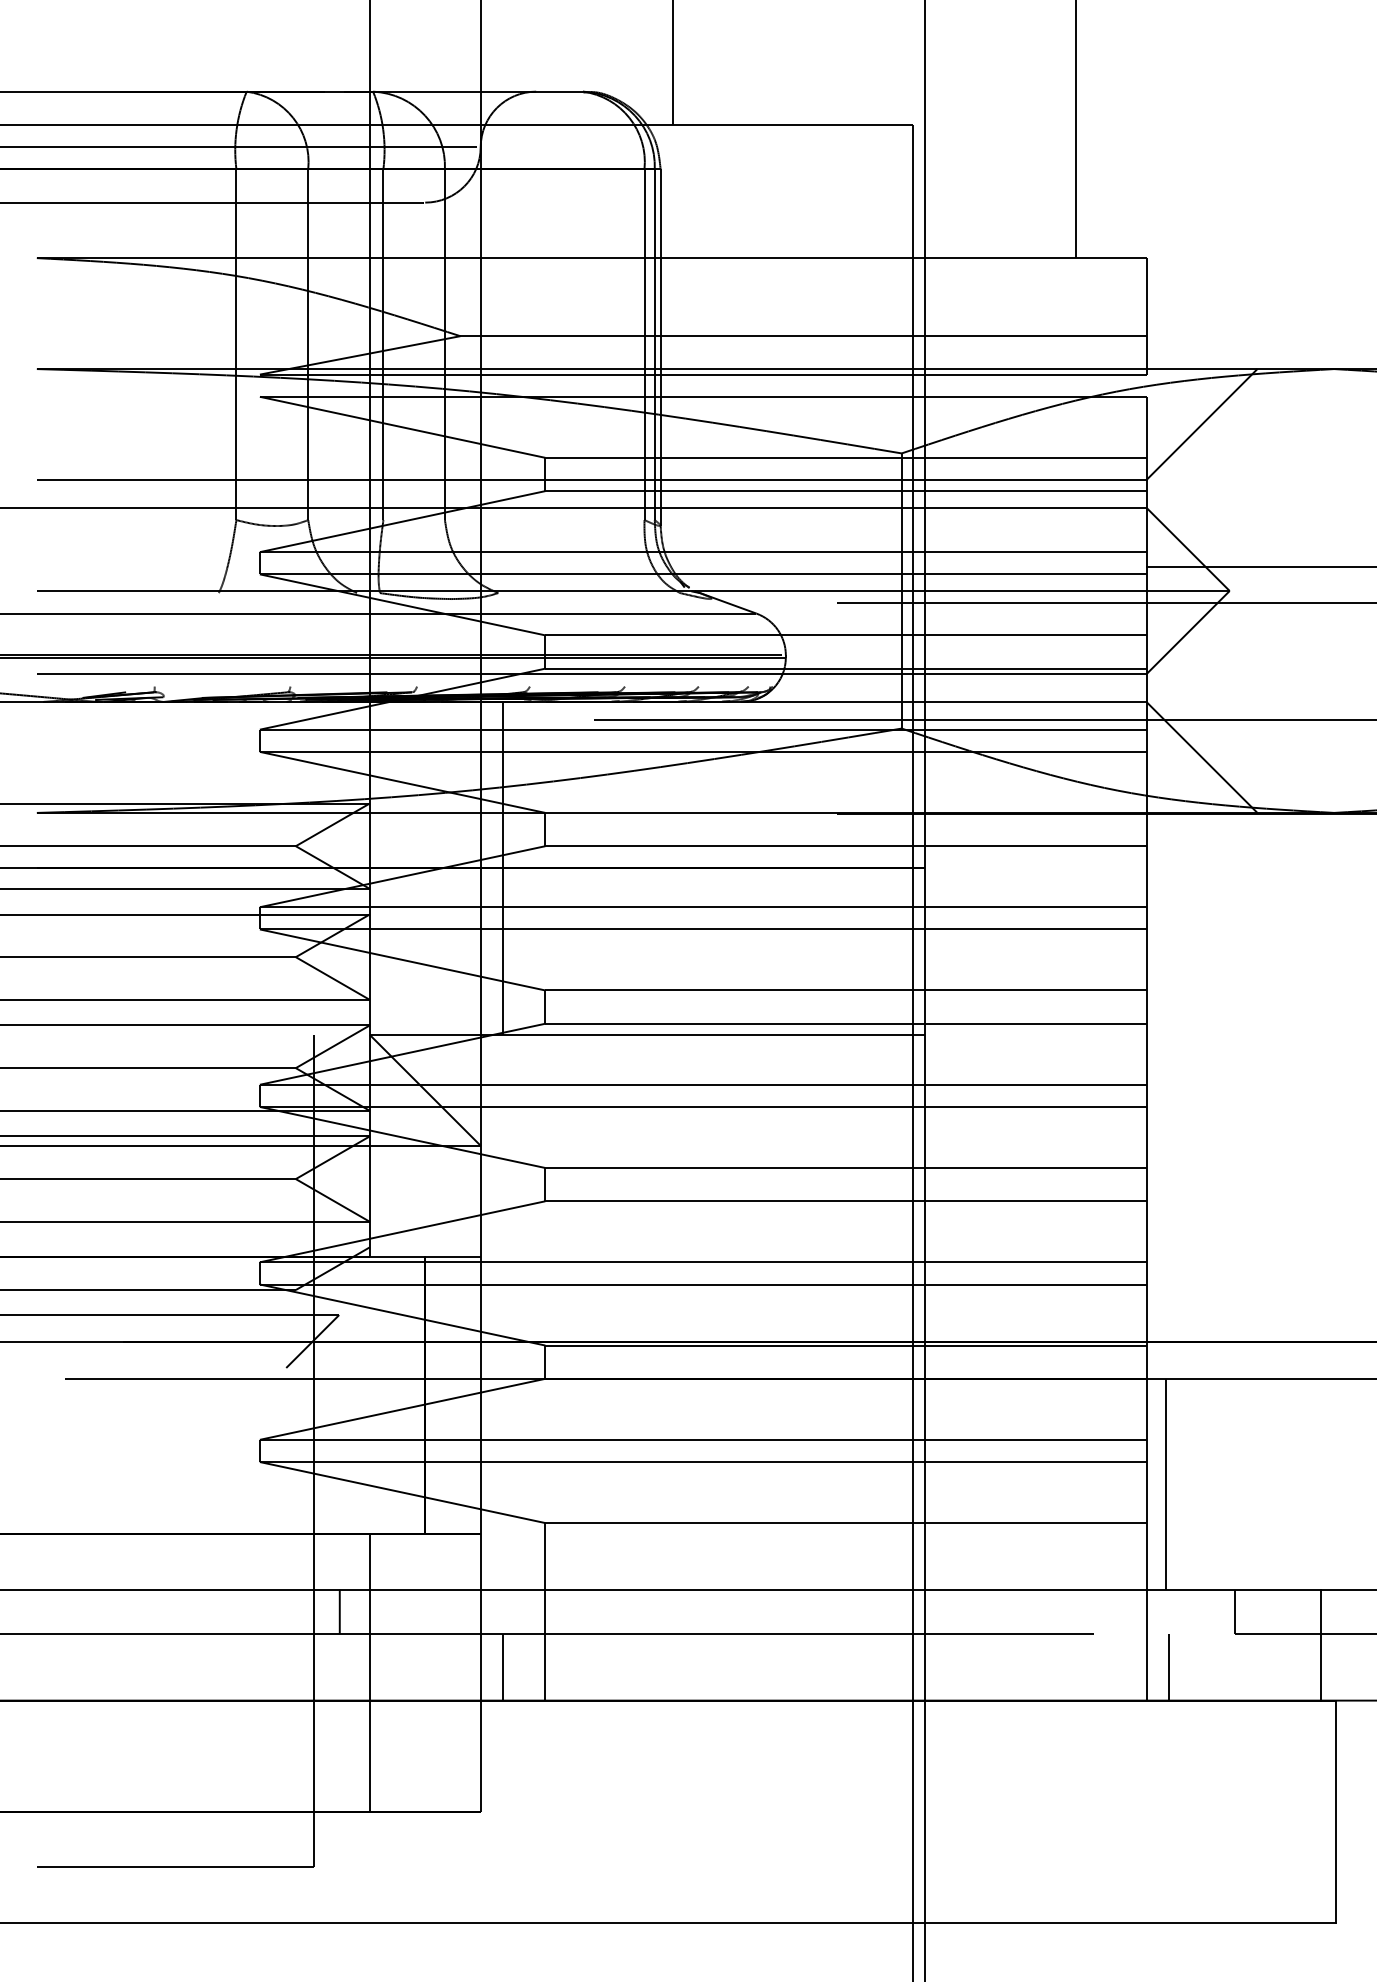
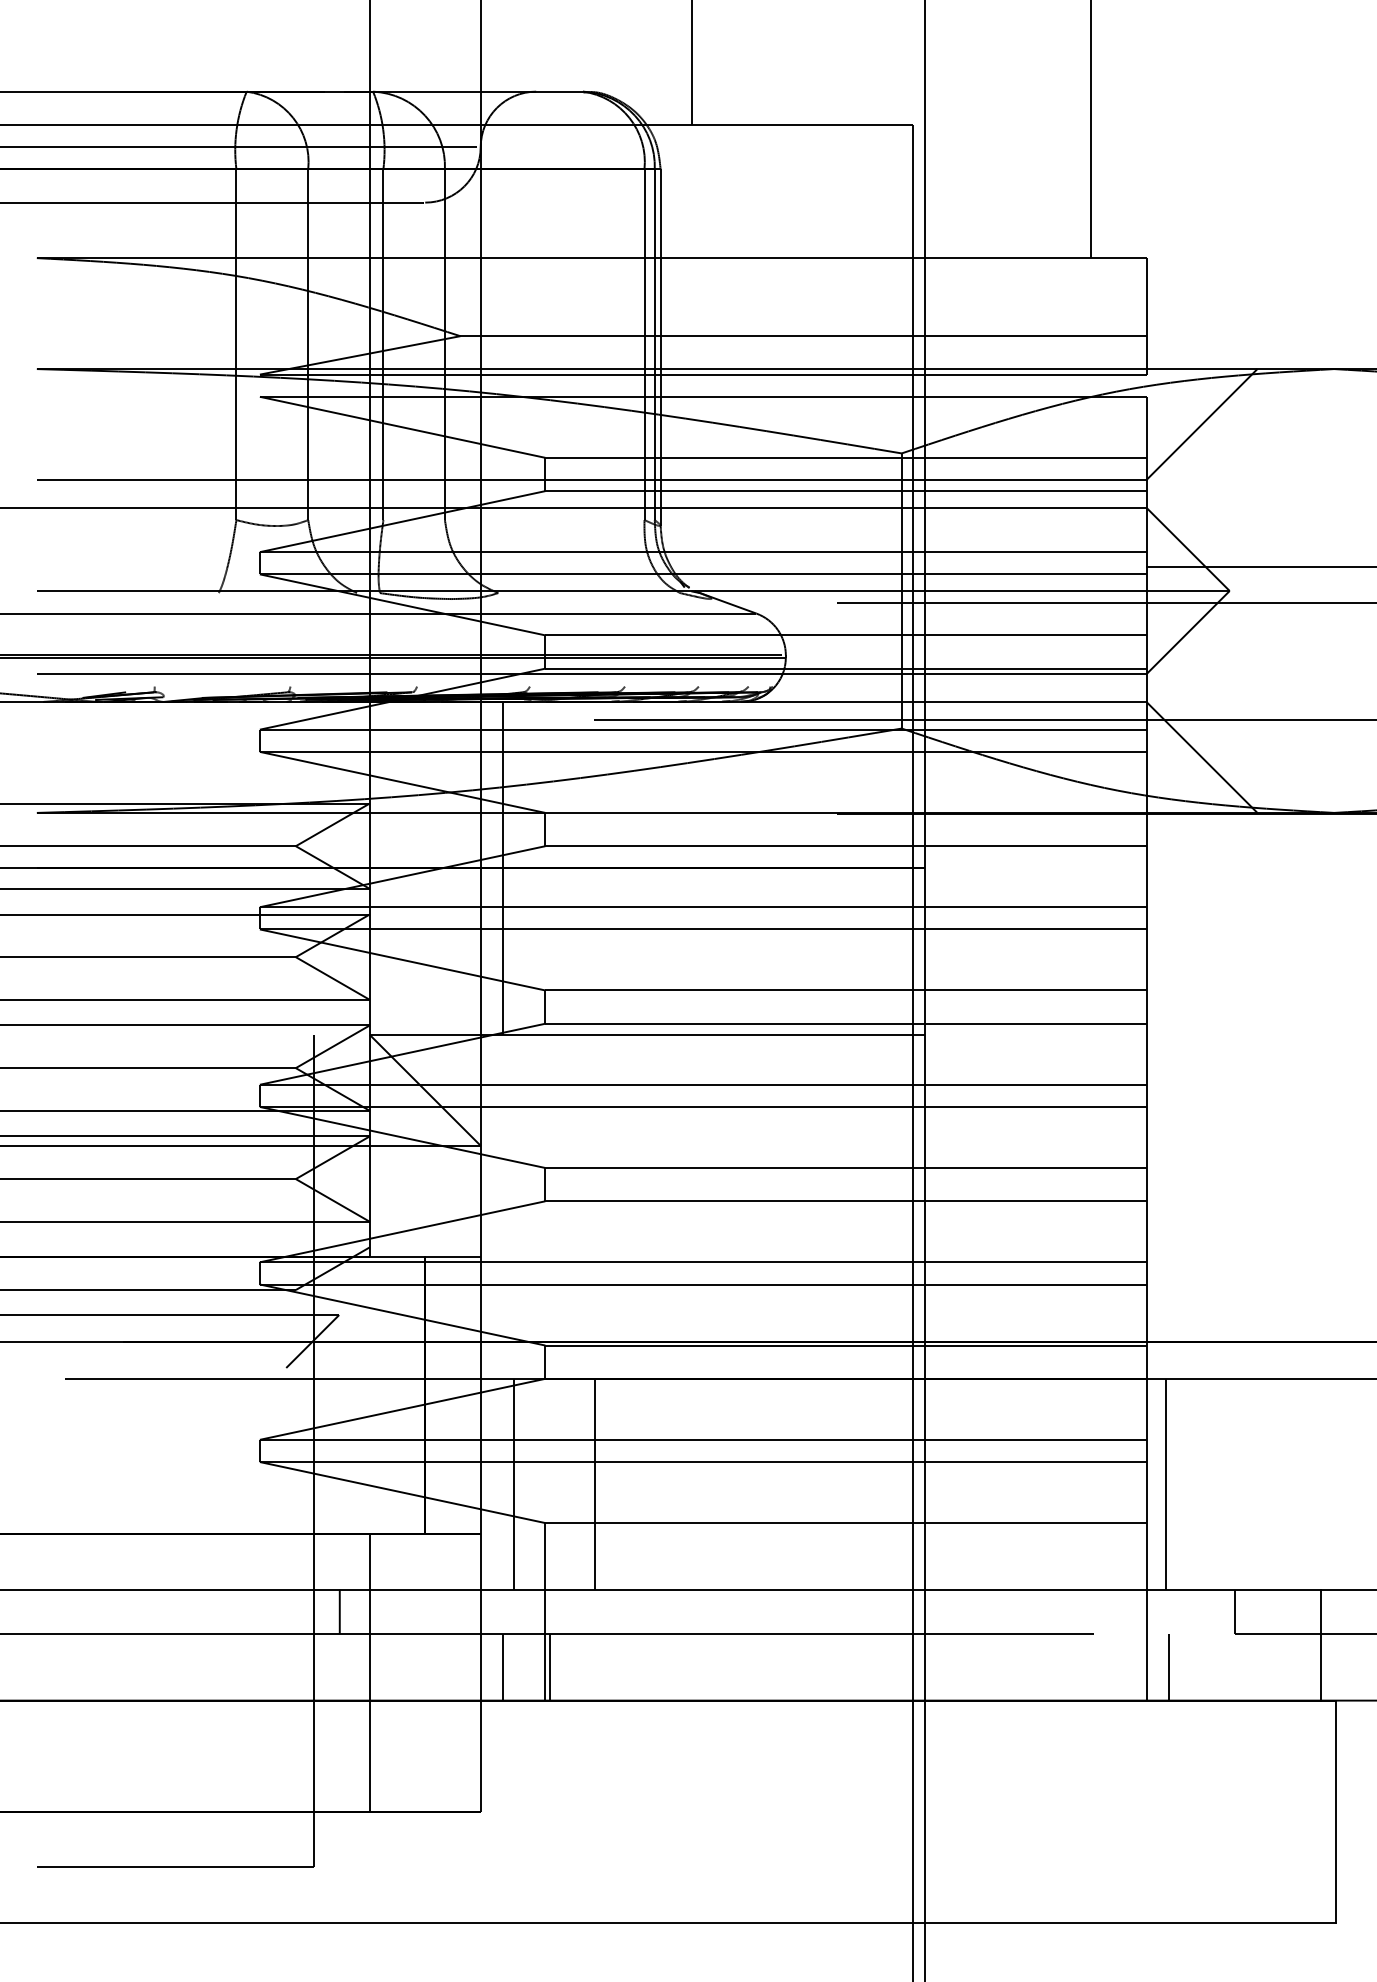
line position: (672, 63) -> (691, 63) (691, 63)
line position: (1076, 130) -> (1091, 130) (1091, 130)
line: none -> present (513, 1484)
line: none -> present (594, 1484)
line: none -> present (550, 1667)
